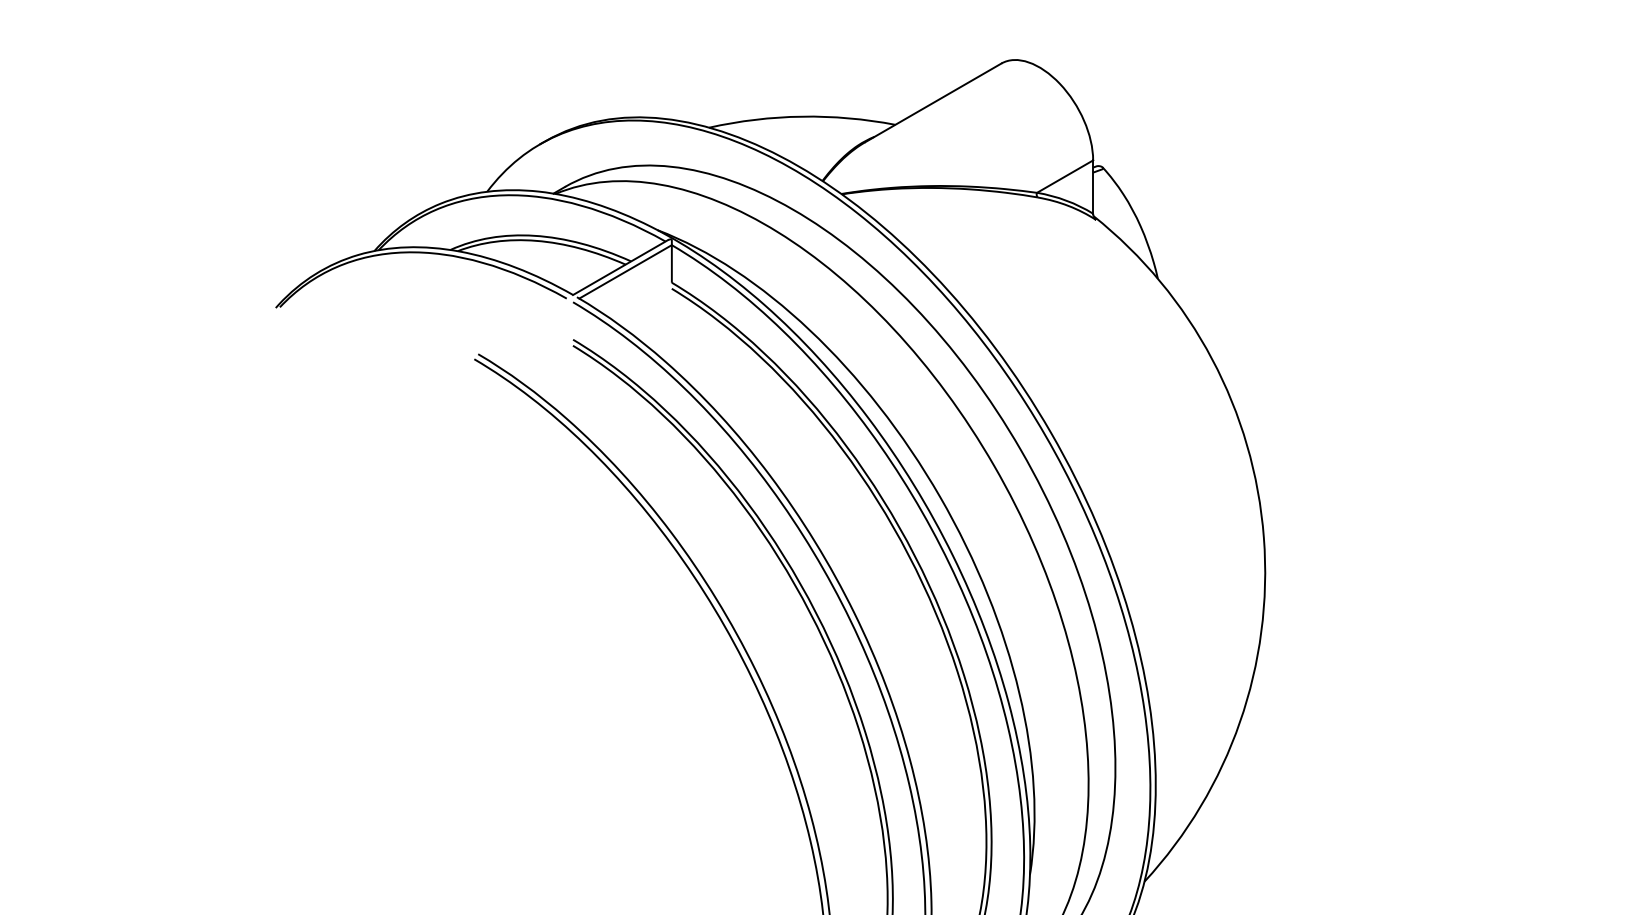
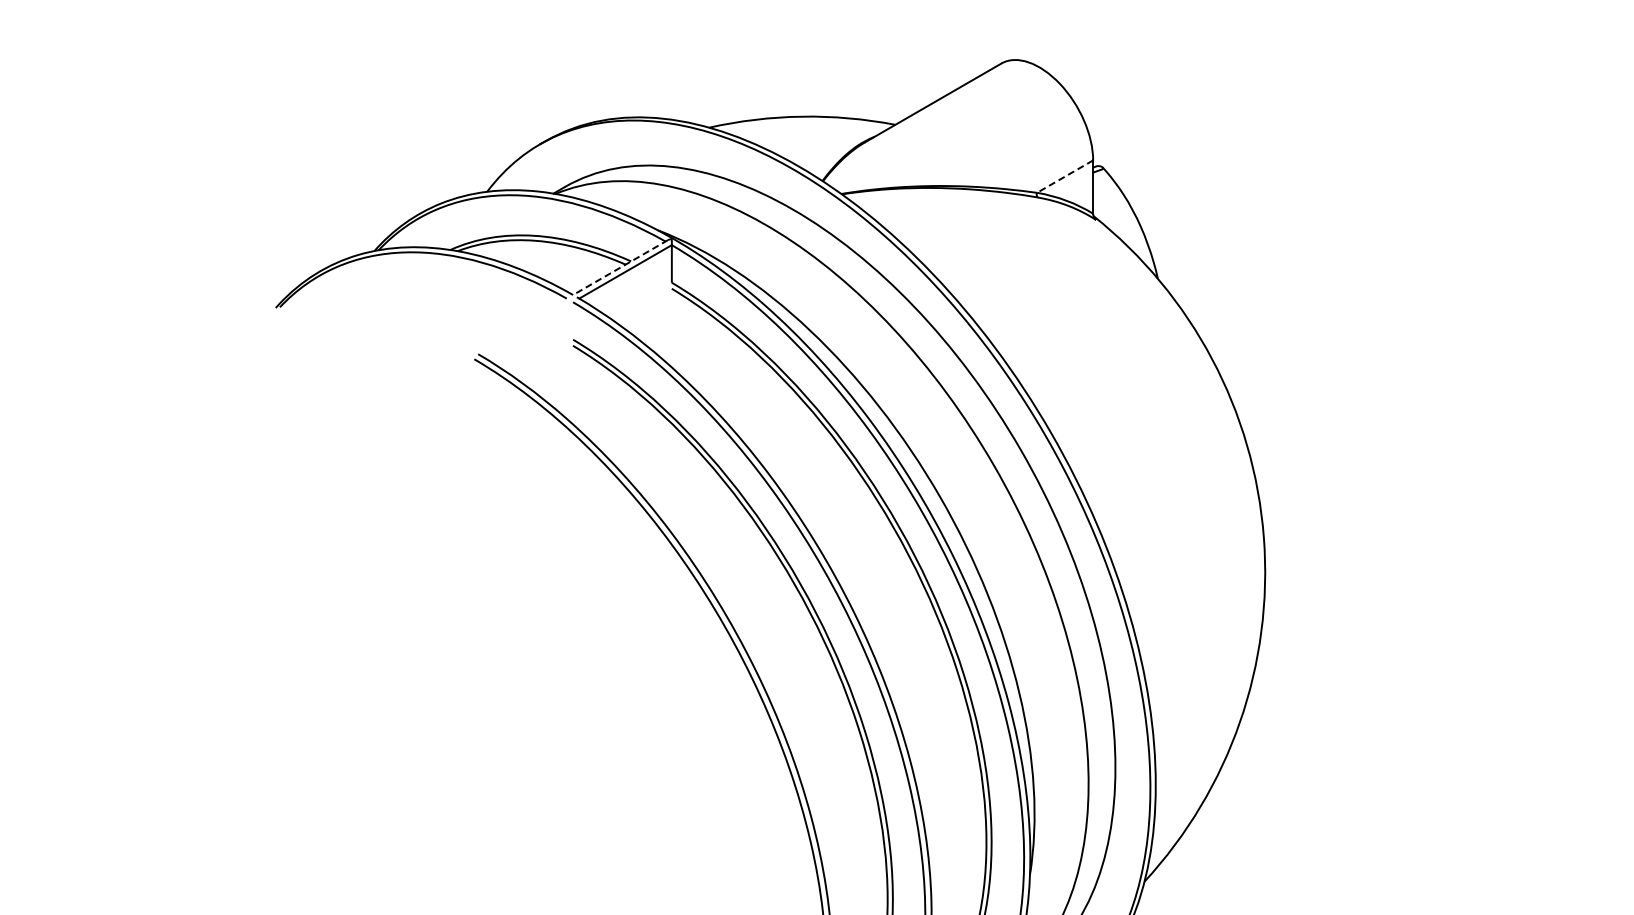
line: solid -> dashed (1064, 176)
line: solid -> dashed (620, 267)
